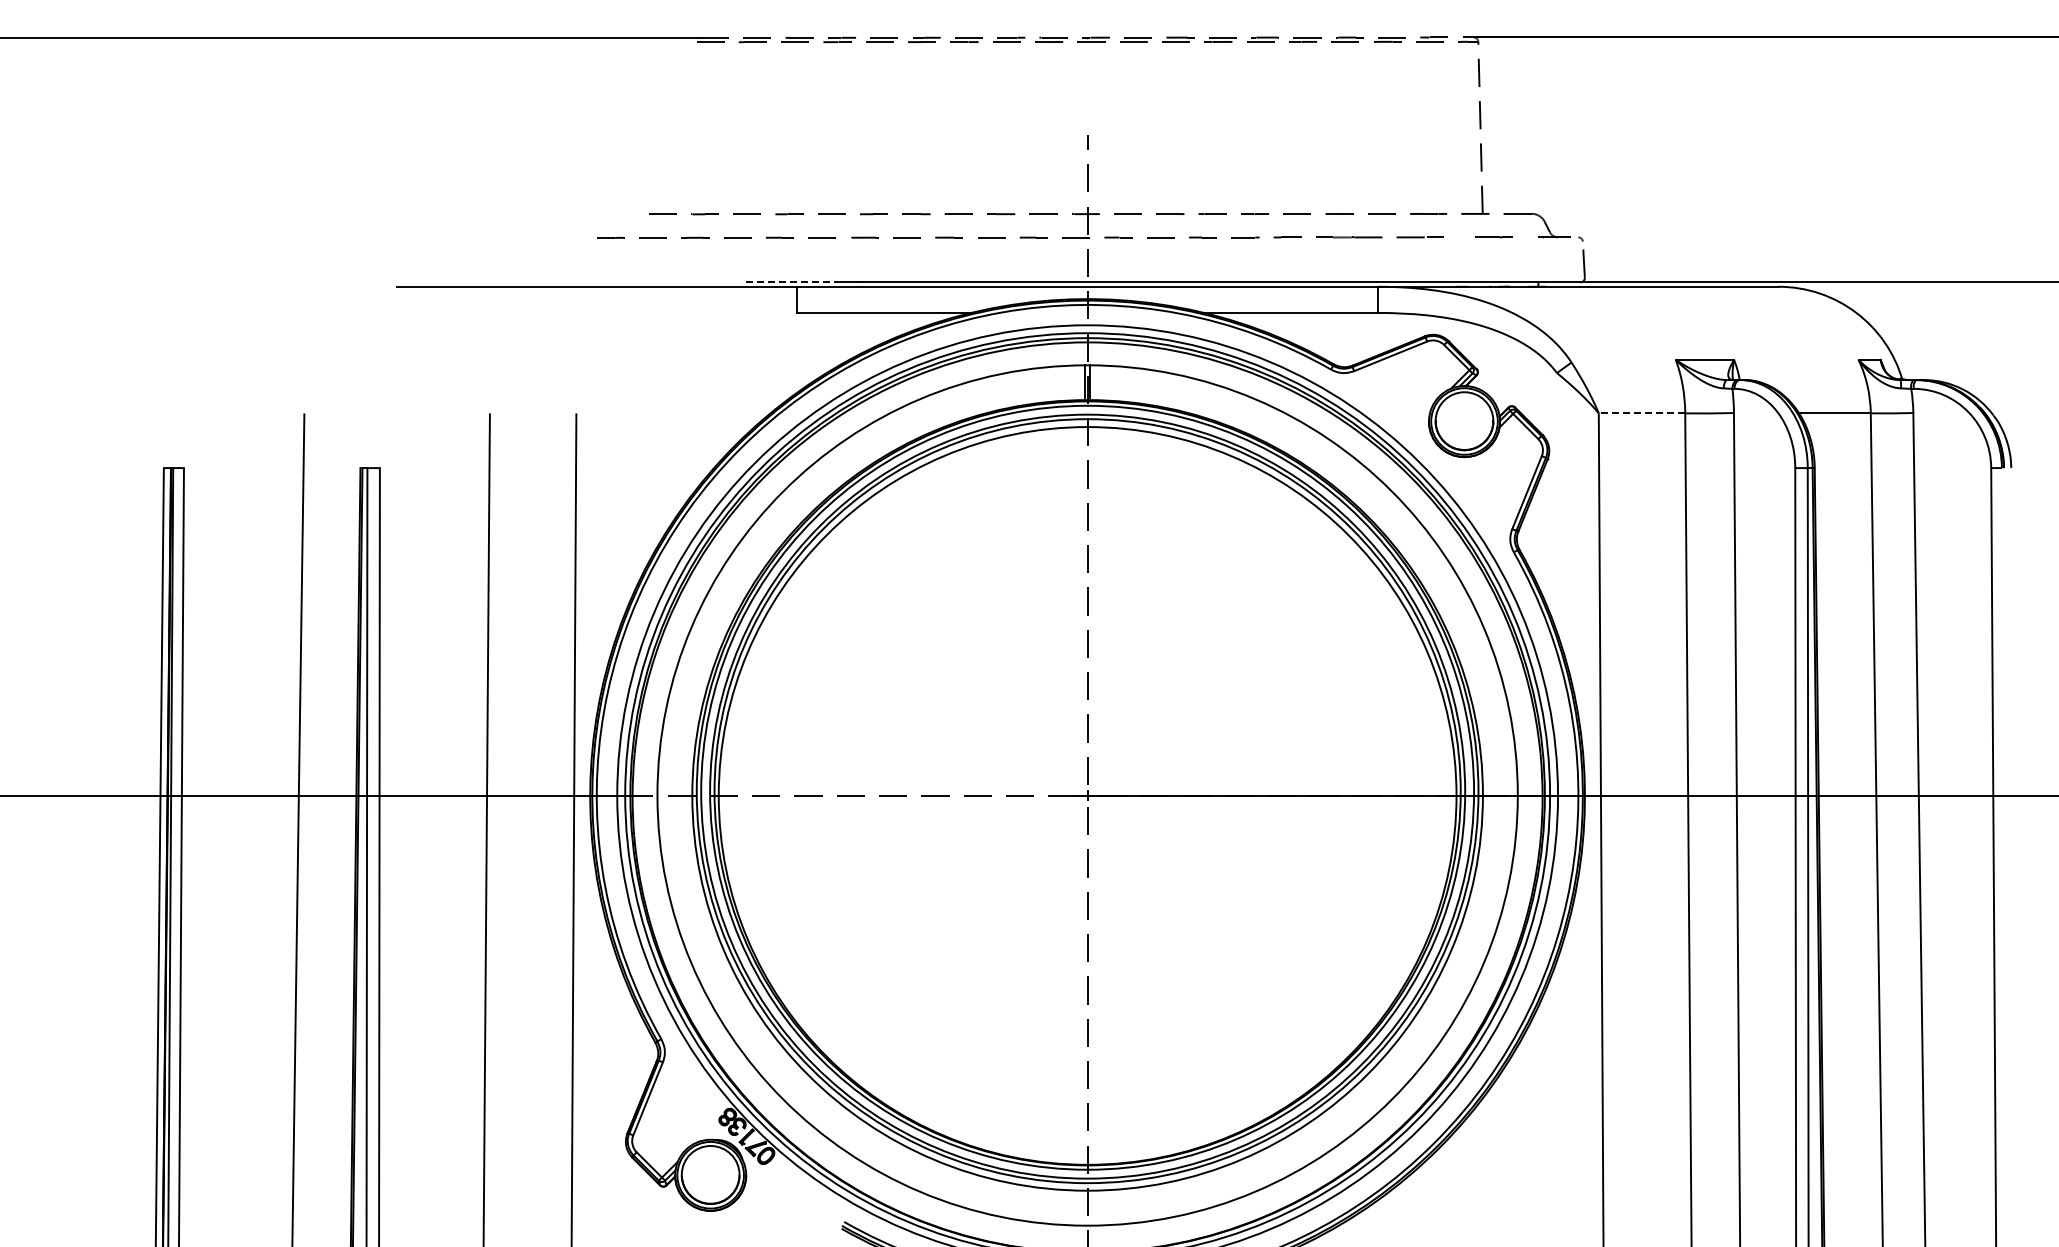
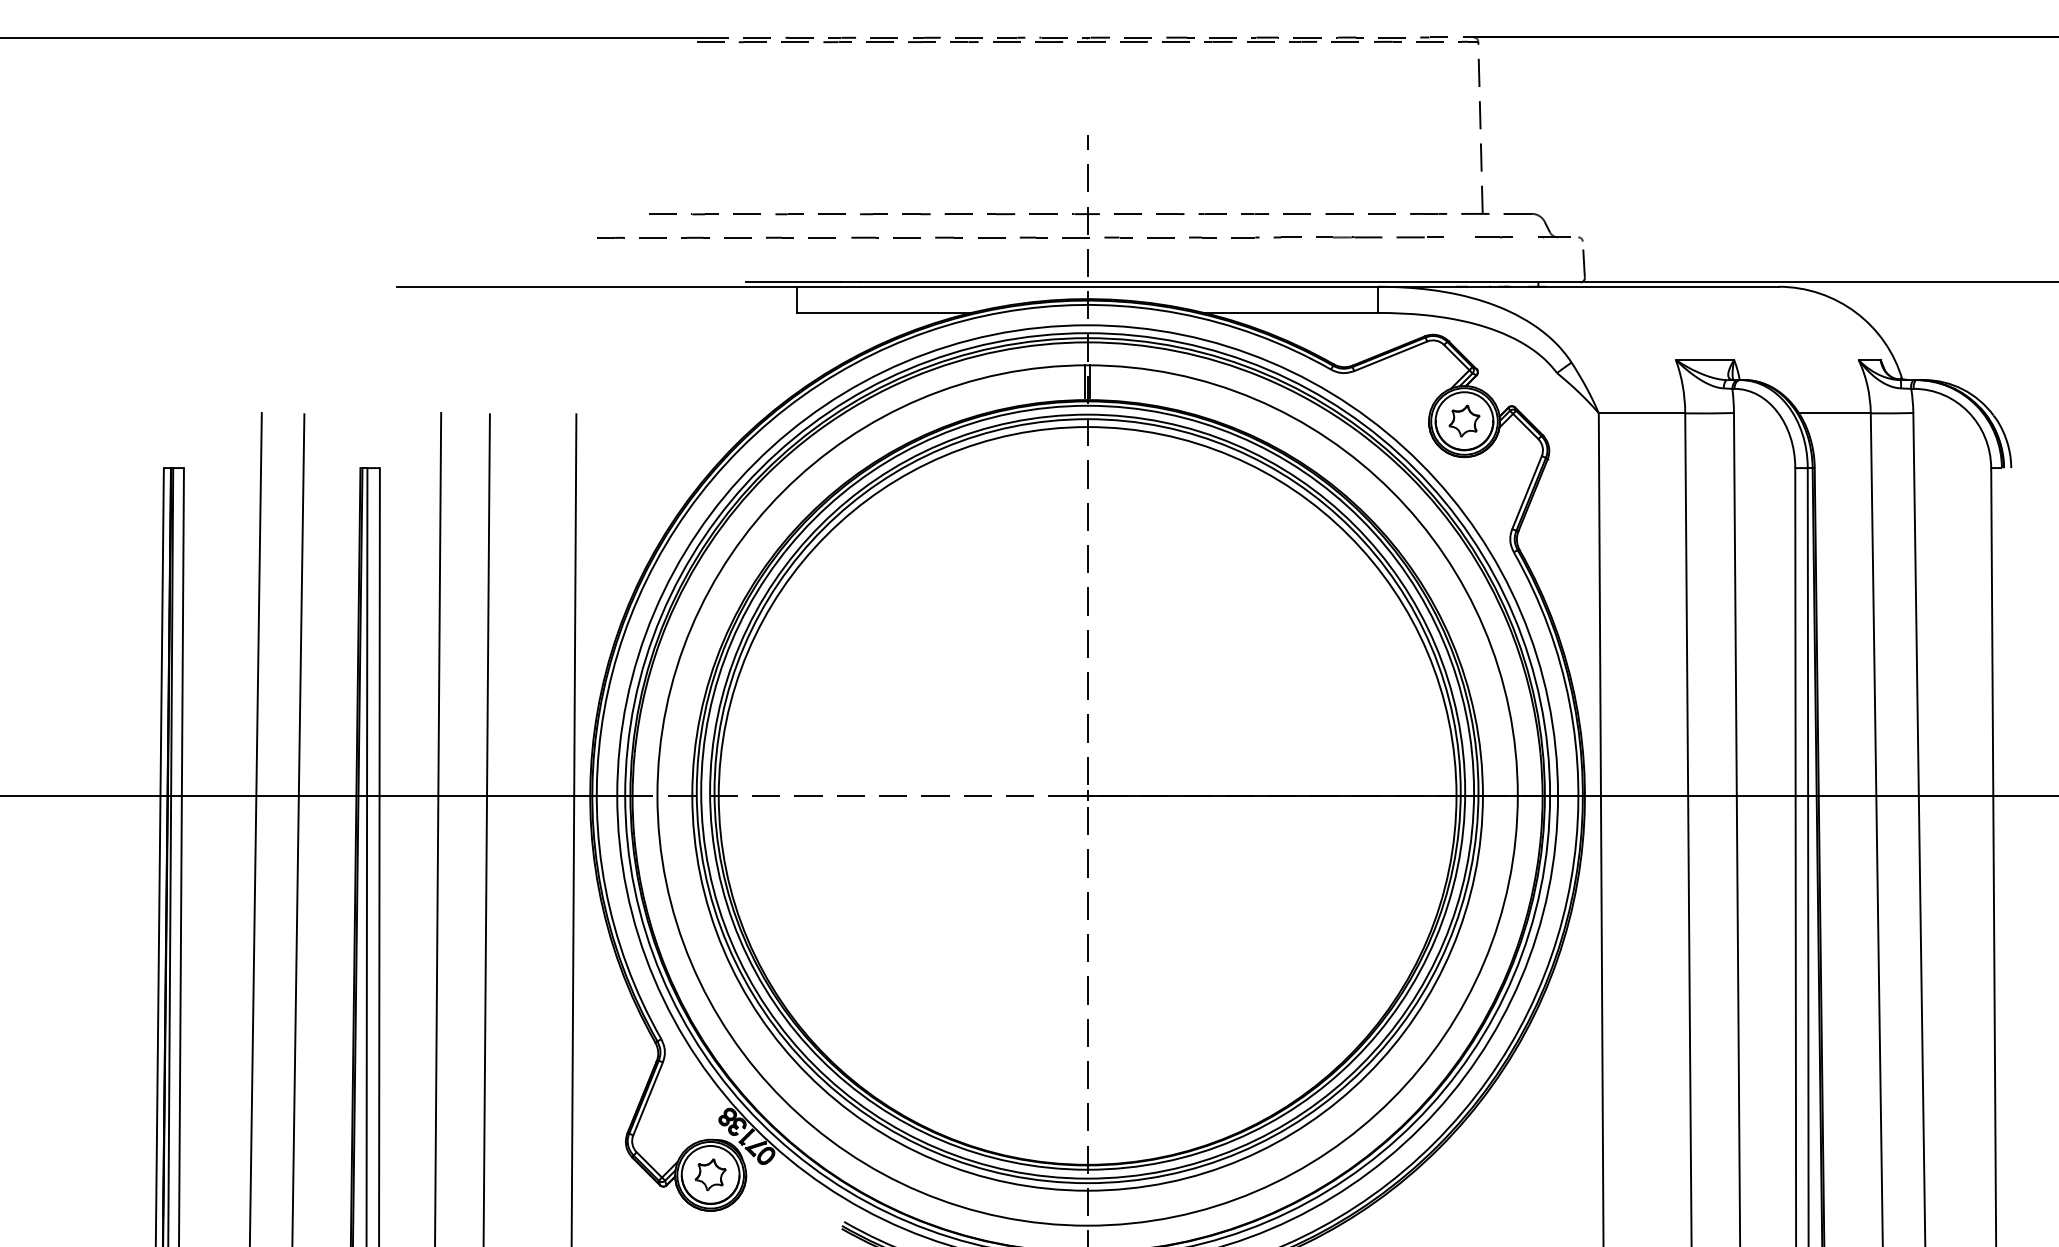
line: dashed -> solid (792, 282)
line: dashed -> solid (1641, 413)
part: none -> present (1464, 420)
line: none -> present (255, 828)
line: none -> present (438, 828)
part: none -> present (710, 1174)
